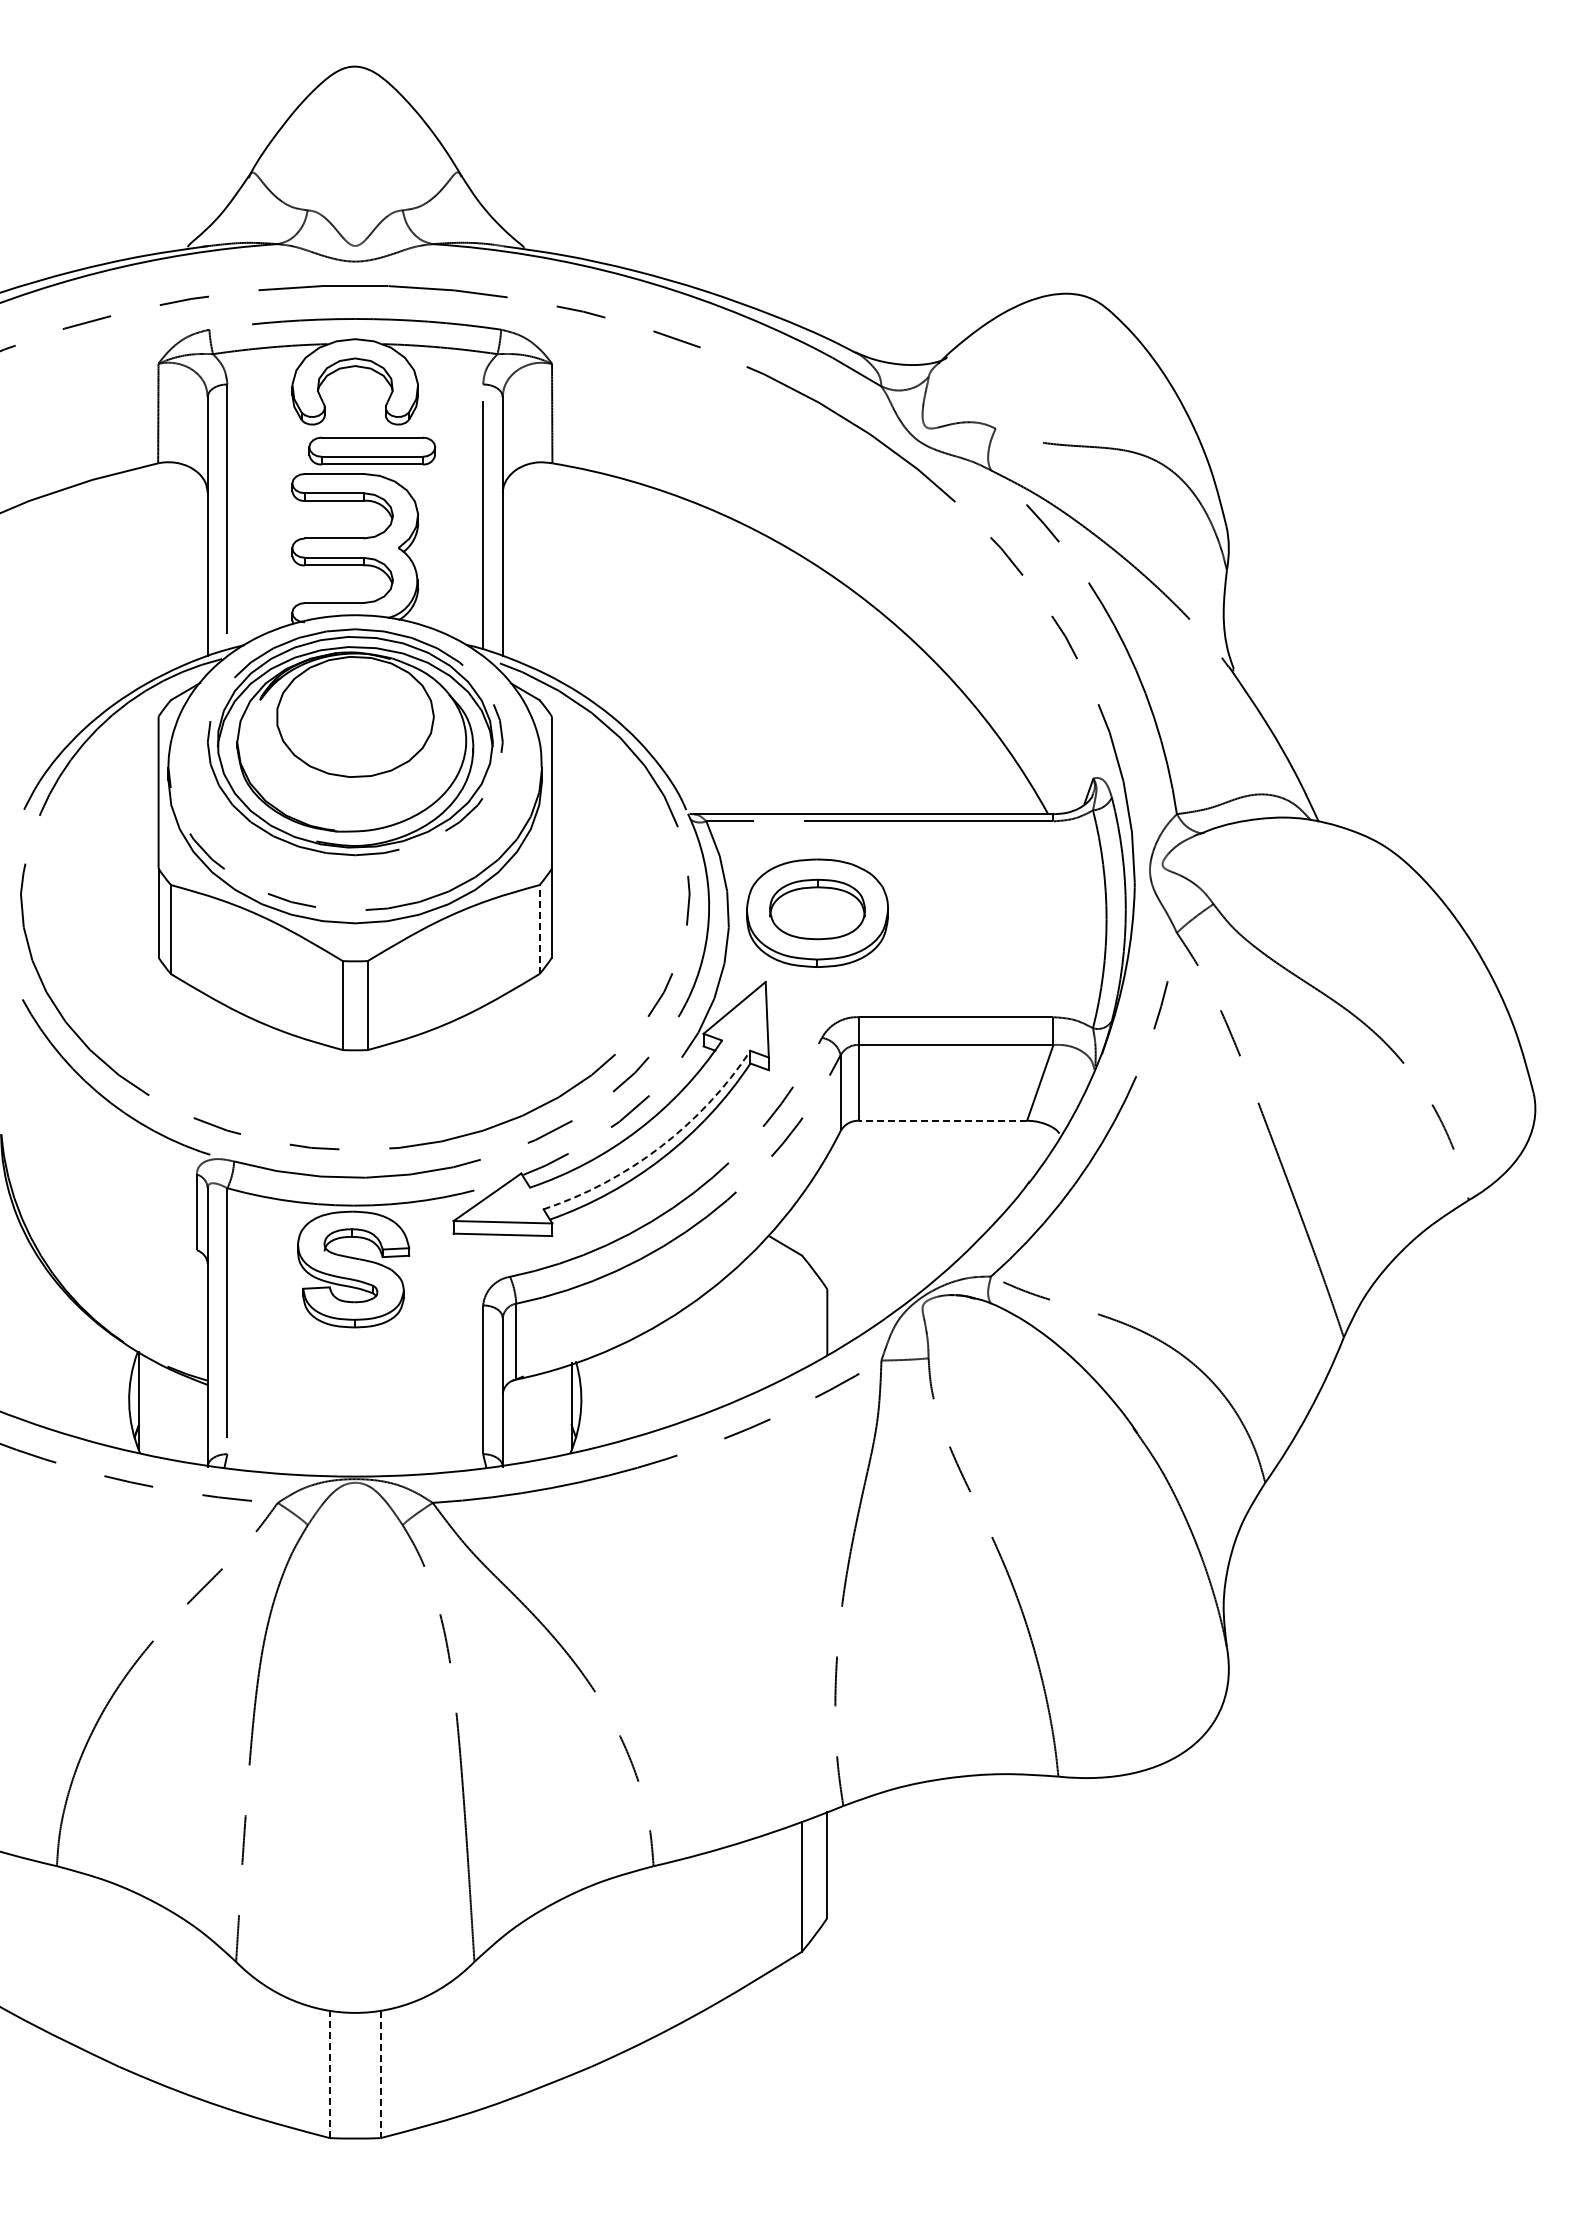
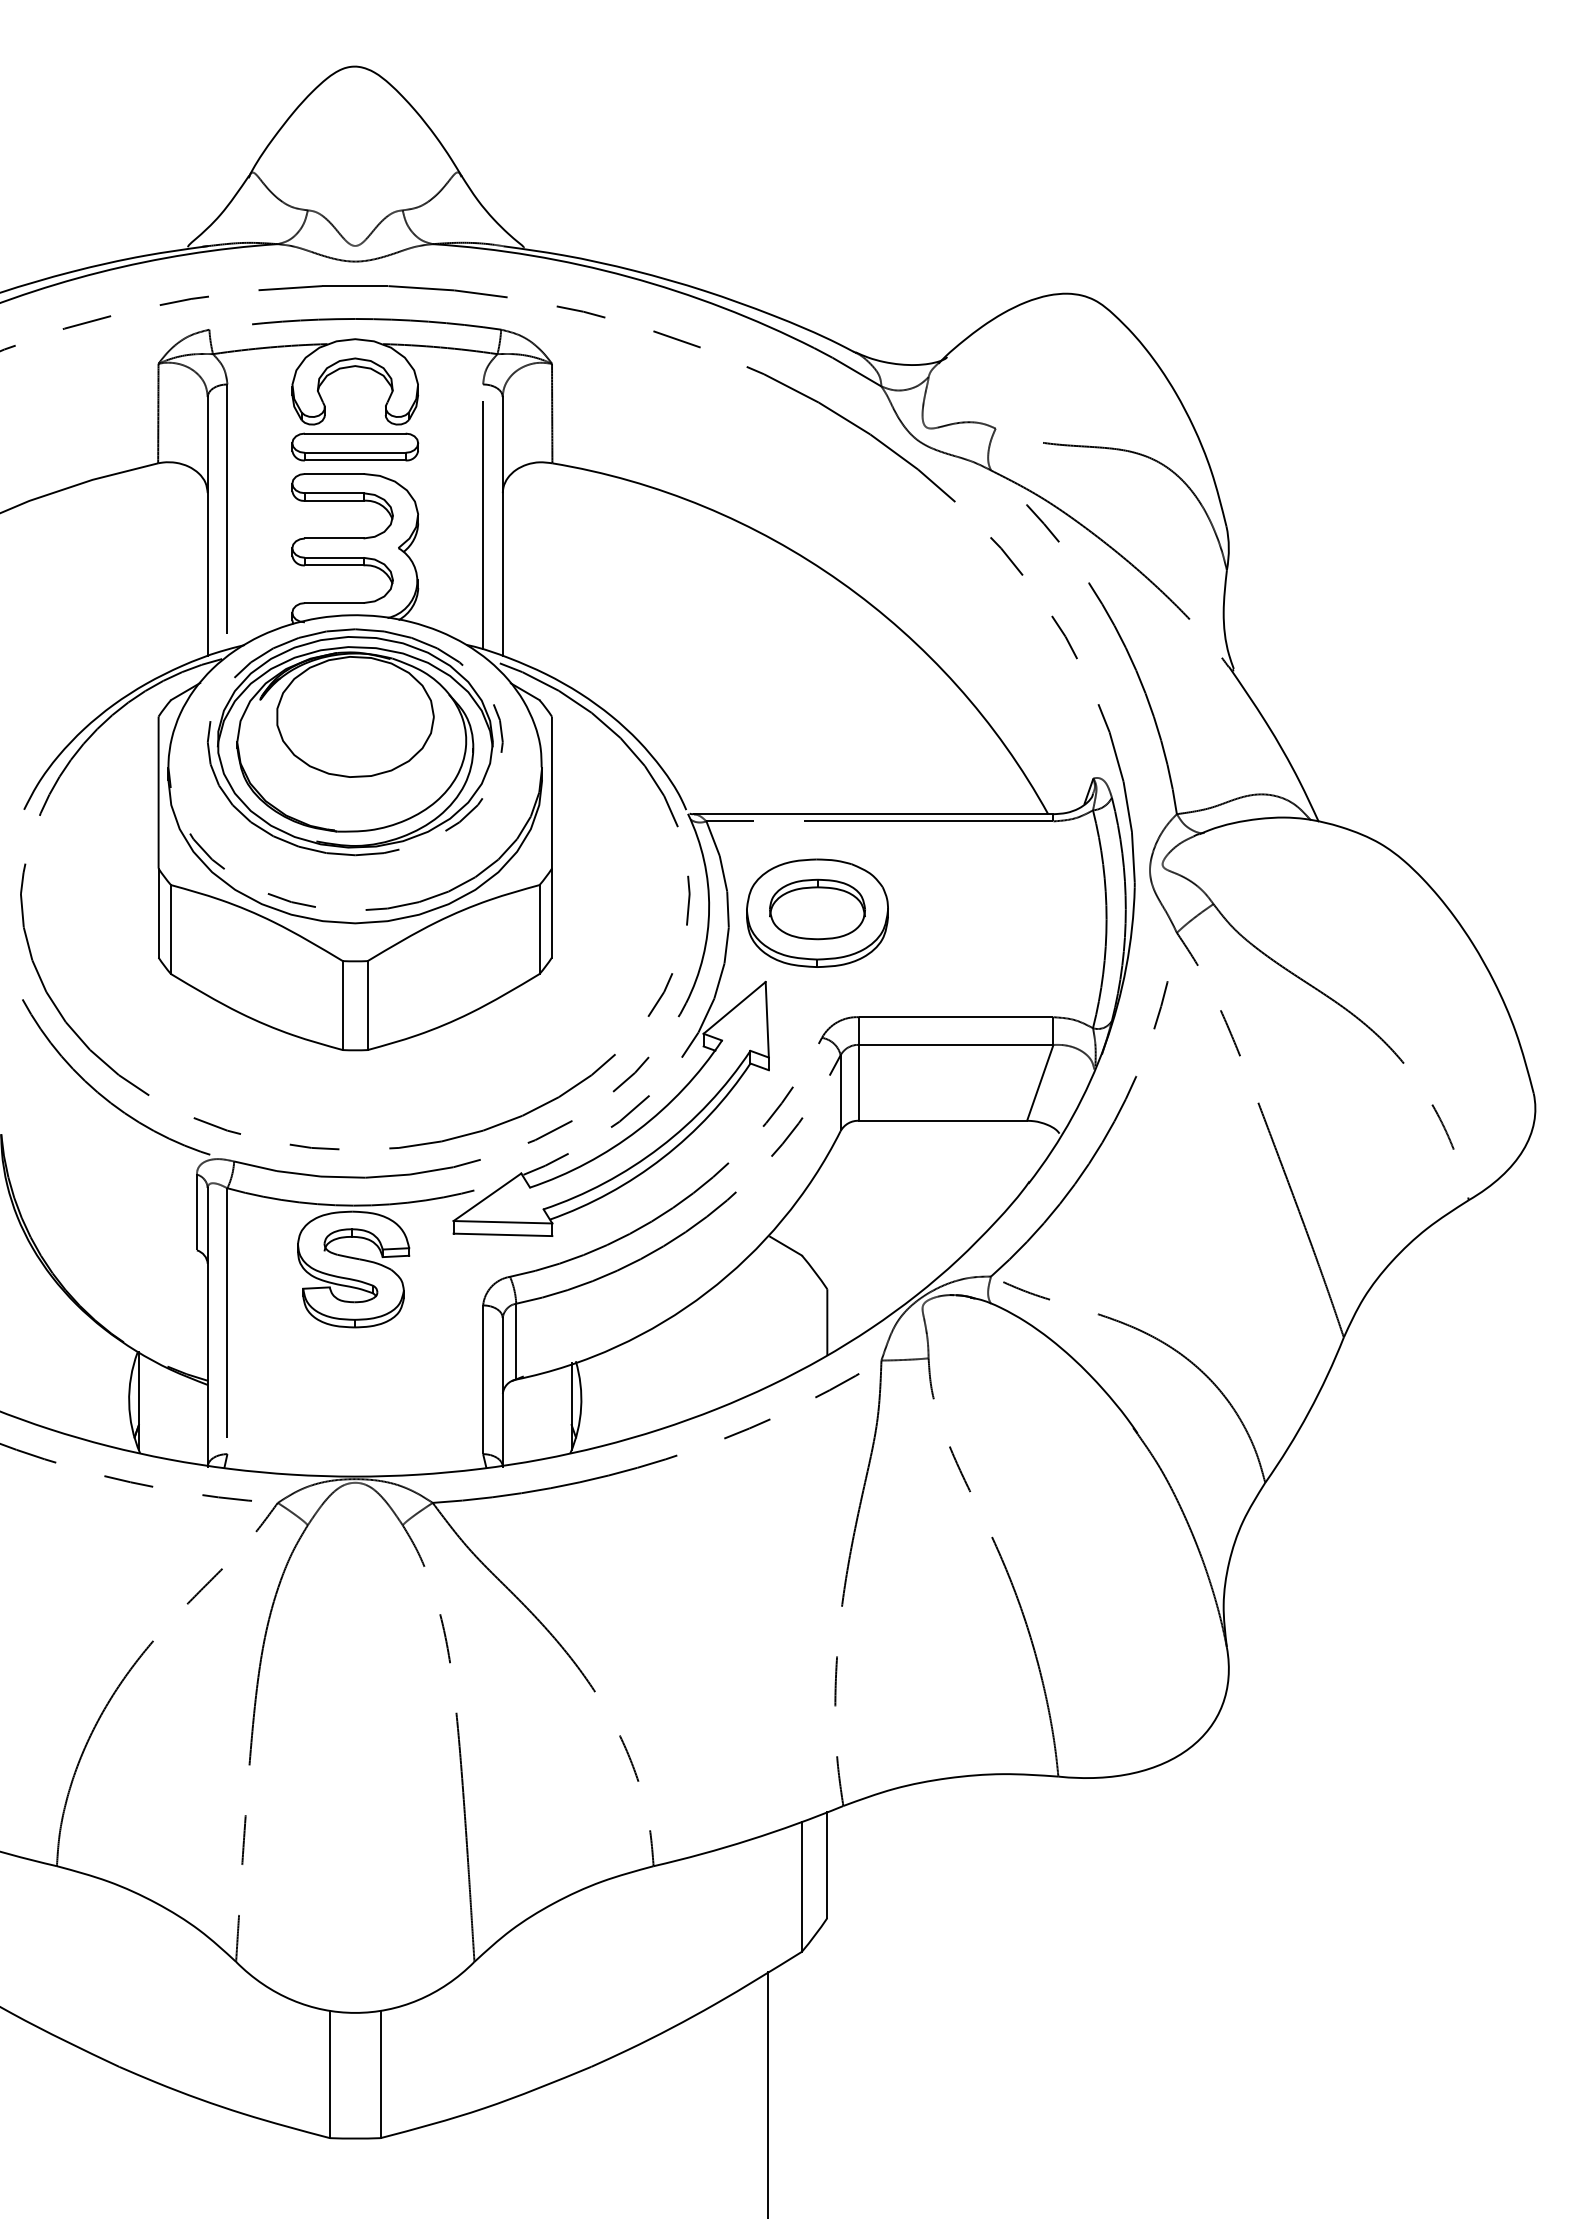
part position: (372, 450) -> (355, 446) (355, 446)
line: dashed -> solid (539, 929)
line: dashed -> solid (943, 1120)
arc: dashed -> solid (660, 1147)
line: dashed -> solid (329, 2074)
line: dashed -> solid (380, 2074)
line: none -> present (768, 2093)
